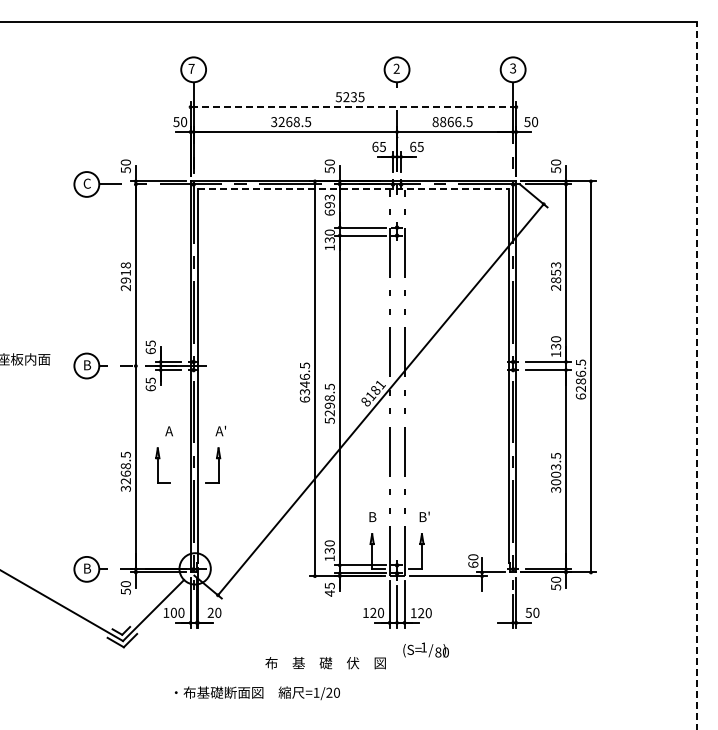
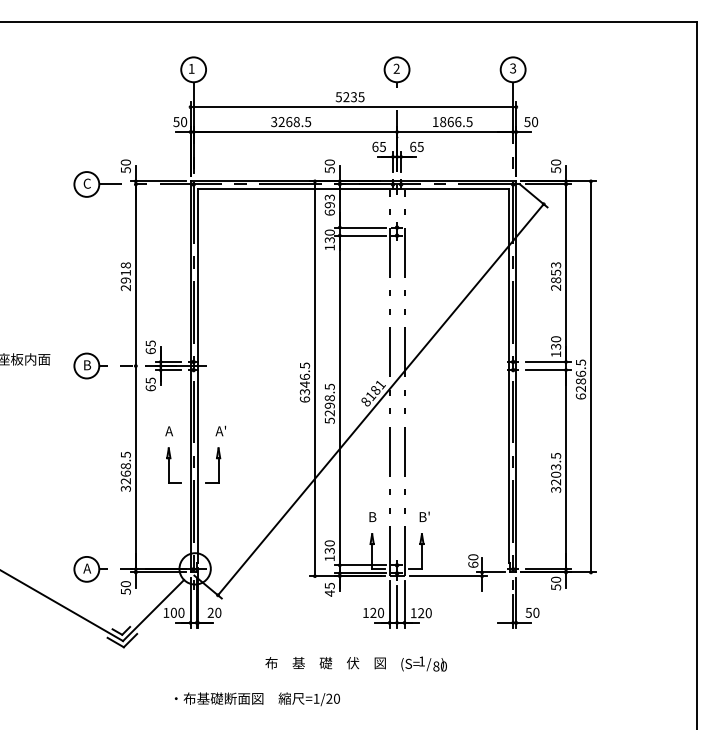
text: 7 -> 1 (191, 68)
line: dashed -> solid (353, 107)
text: 8866.5 -> 1866.5 (435, 122)
line: dashed -> solid (353, 188)
line: dashed -> solid (696, 375)
part position: (162, 465) -> (173, 465) (173, 465)
text: 3003.5 -> 3203.5 (556, 482)
text: B -> A (87, 568)
text position: (425, 649) -> (423, 663) (423, 663)
text position: (256, 692) -> (256, 698) (256, 698)
